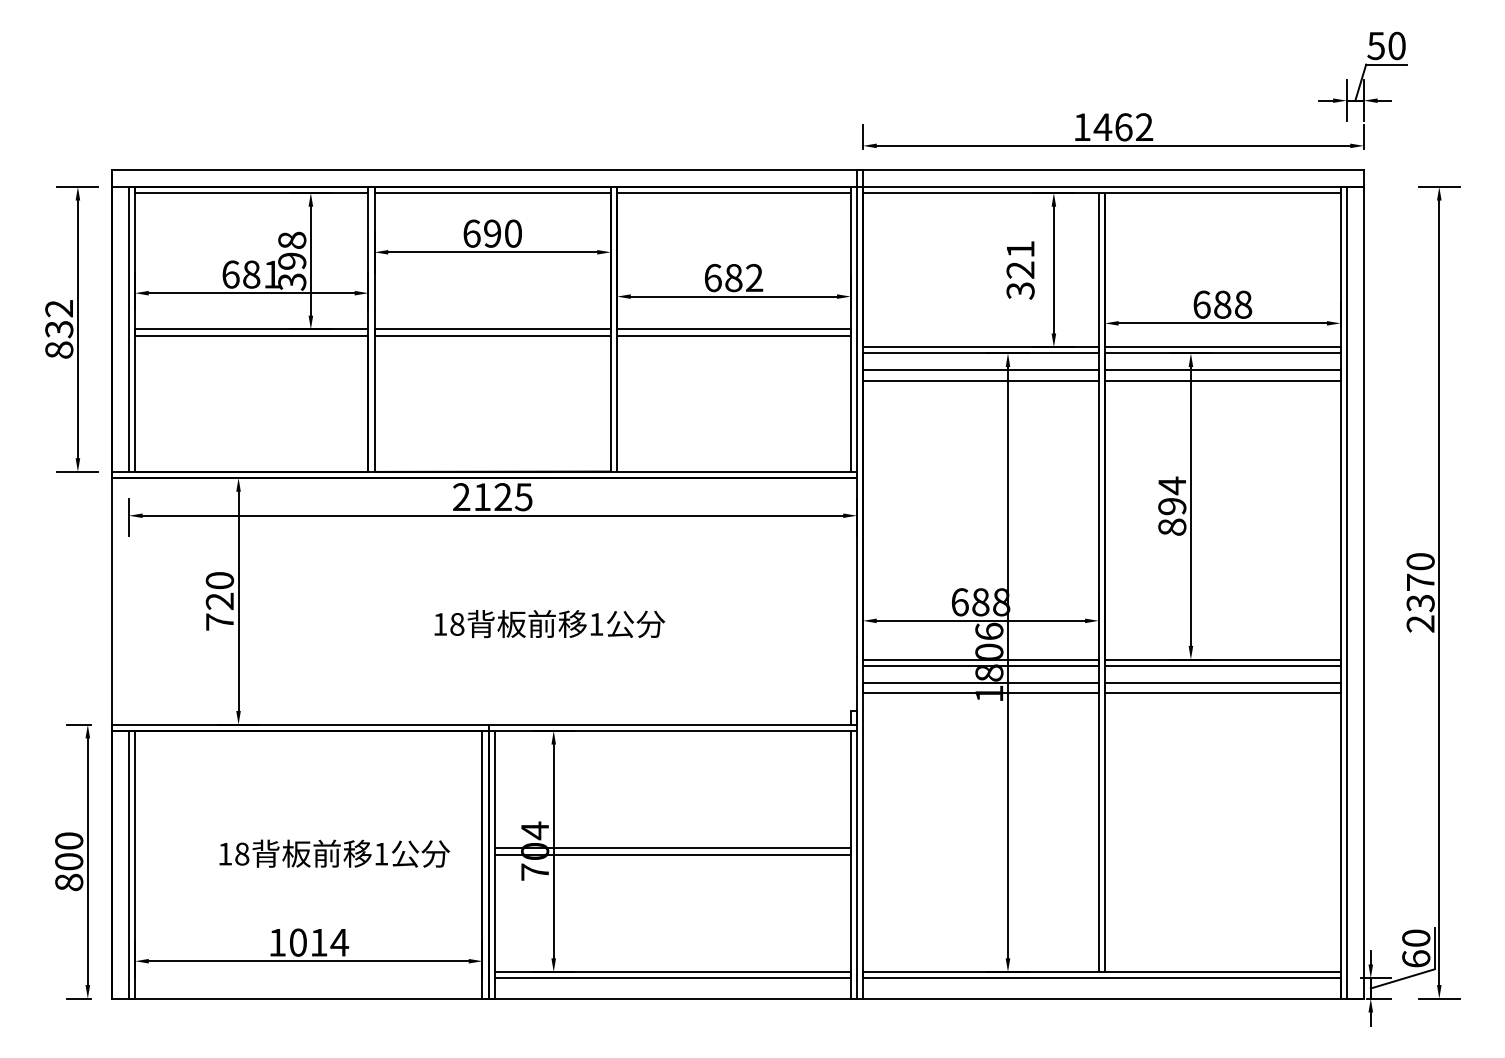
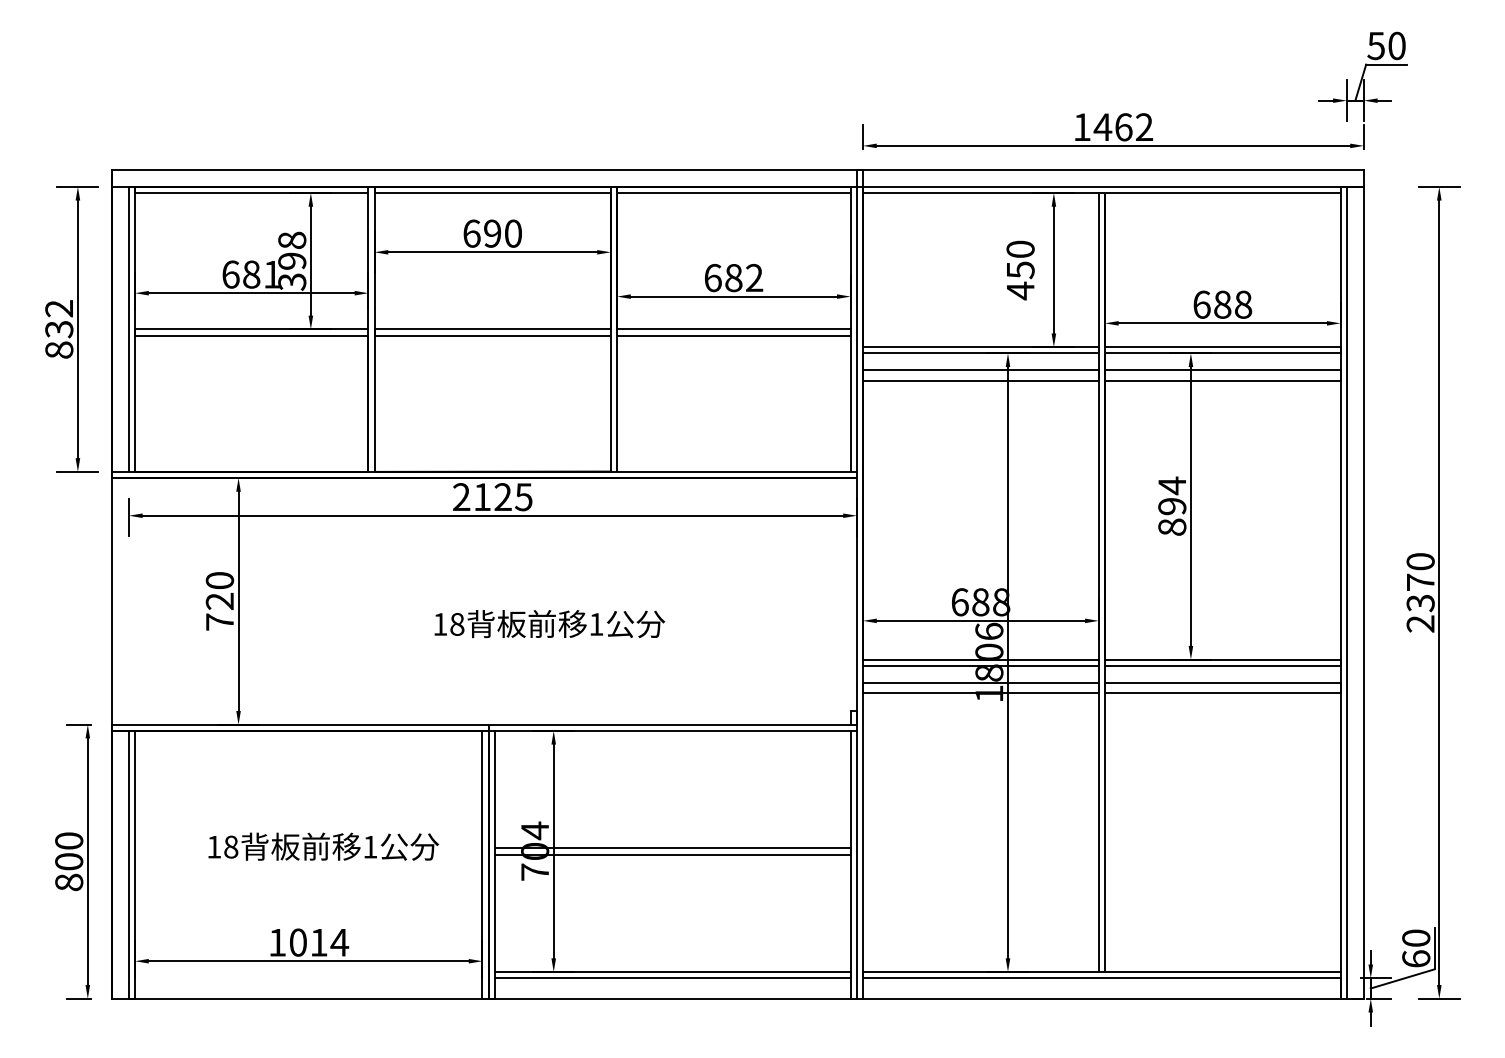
text: 321 -> 450 (1020, 270)
text position: (334, 853) -> (323, 846) (323, 846)
